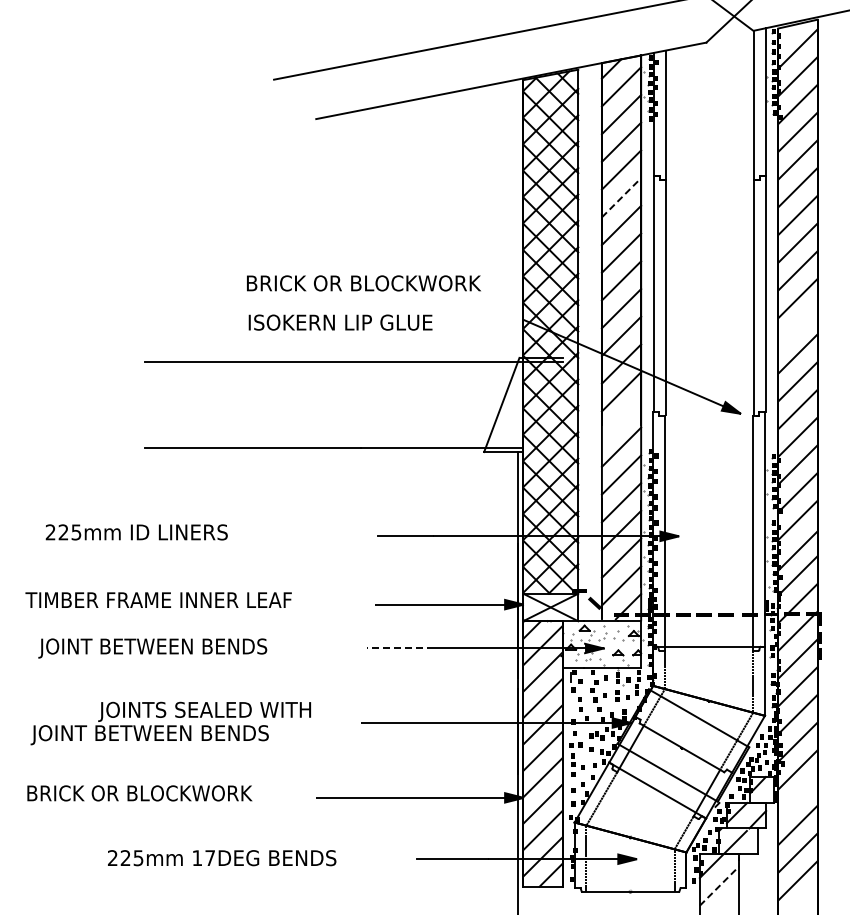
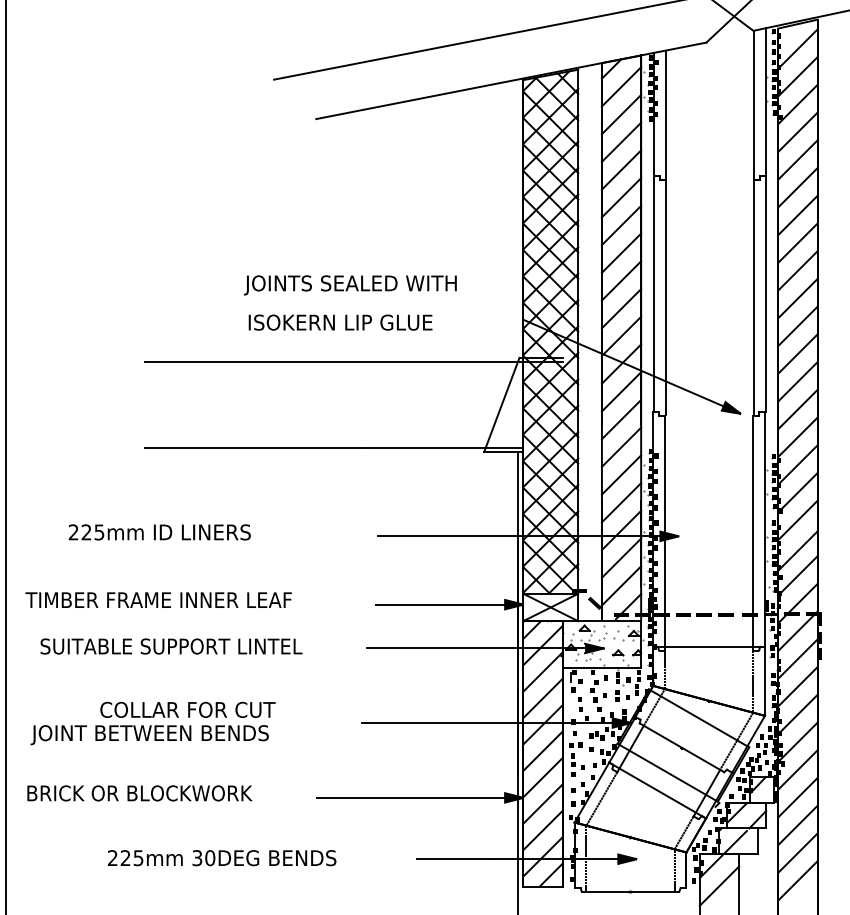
line: dashed -> solid (621, 197)
text: BRICK OR BLOCKWORK -> JOINTS SEALED WITH (361, 285)
line: none -> present (797, 325)
line: none -> present (621, 419)
line: none -> present (5, 456)
text position: (136, 532) -> (159, 532) (159, 532)
text: JOINT BETWEEN BENDS -> SUITABLE SUPPORT LINTEL (170, 648)
line: dashed -> solid (400, 648)
text: JOINTS SEALED WITH -> COLLAR FOR CUT (204, 711)
line: none -> present (797, 797)
text: 17DEG -> 30DEG (203, 858)
line: dashed -> solid (719, 886)
